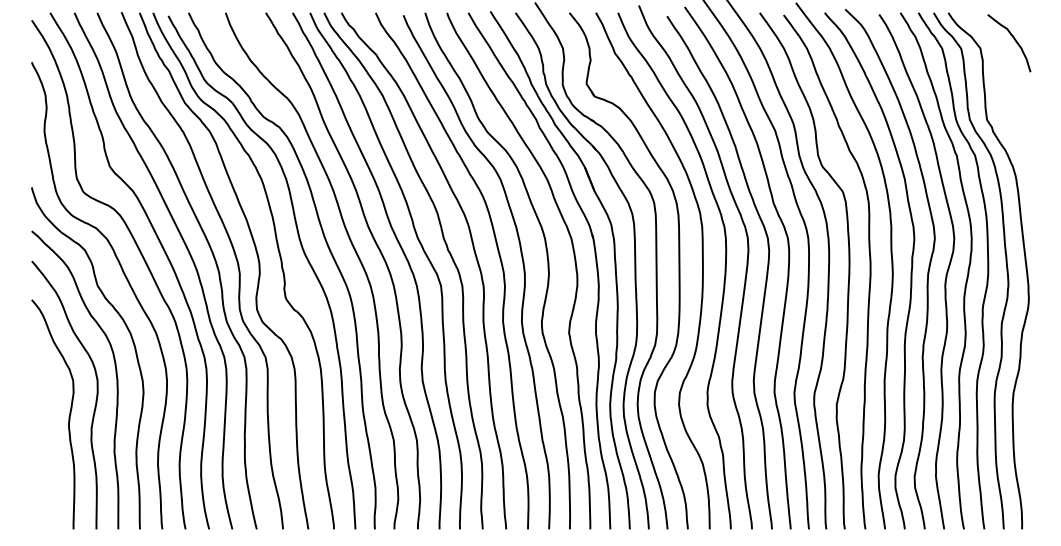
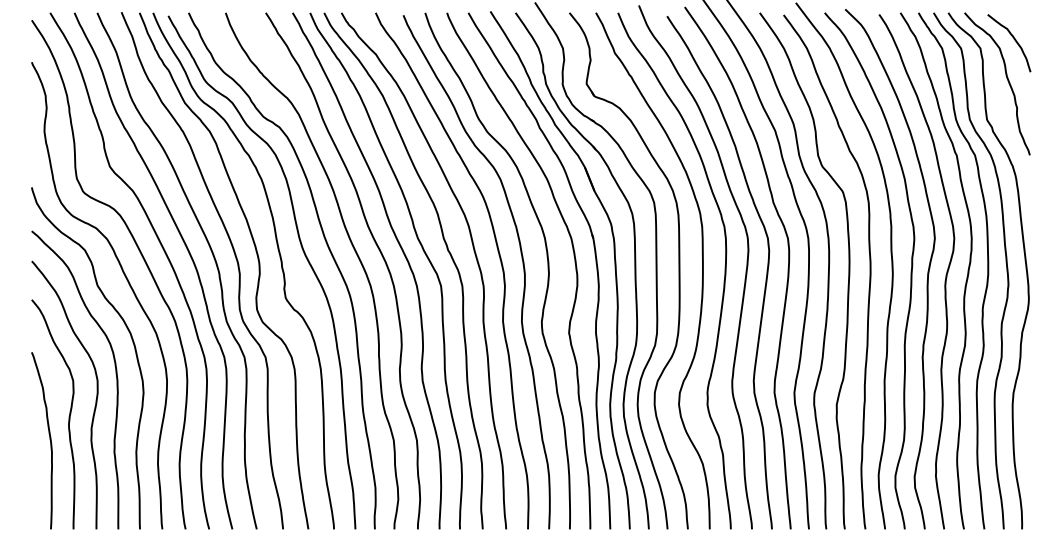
curve: none -> present (1007, 81)
curve: none -> present (49, 440)
